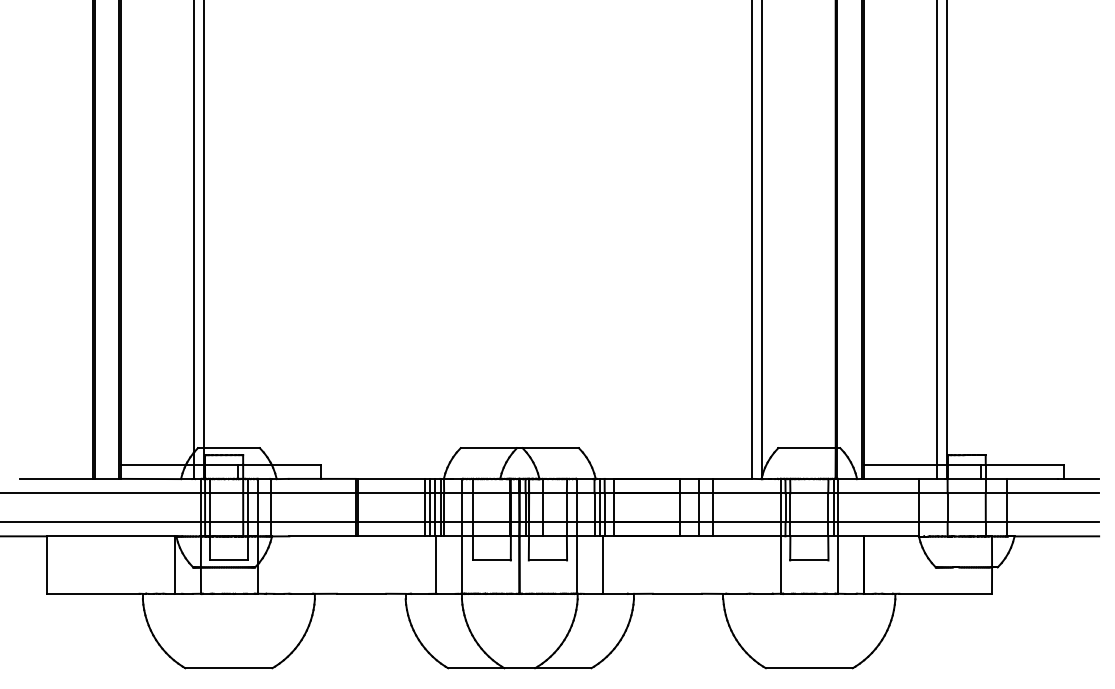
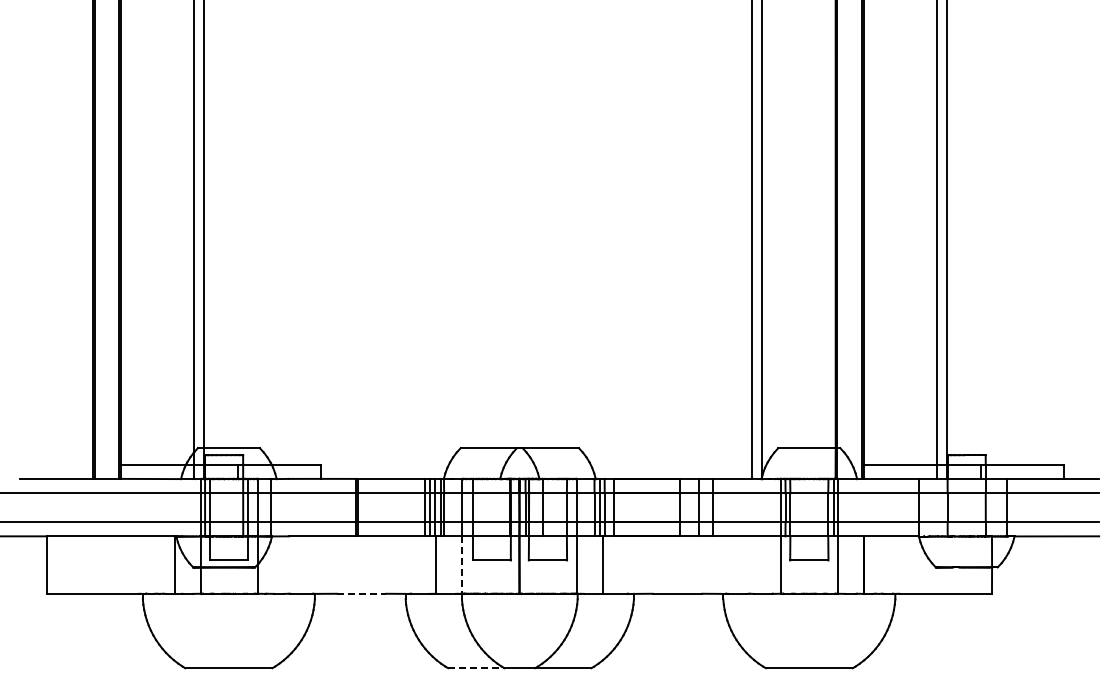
line: solid -> dashed (462, 565)
line: solid -> dashed (361, 593)
line: solid -> dashed (476, 668)
